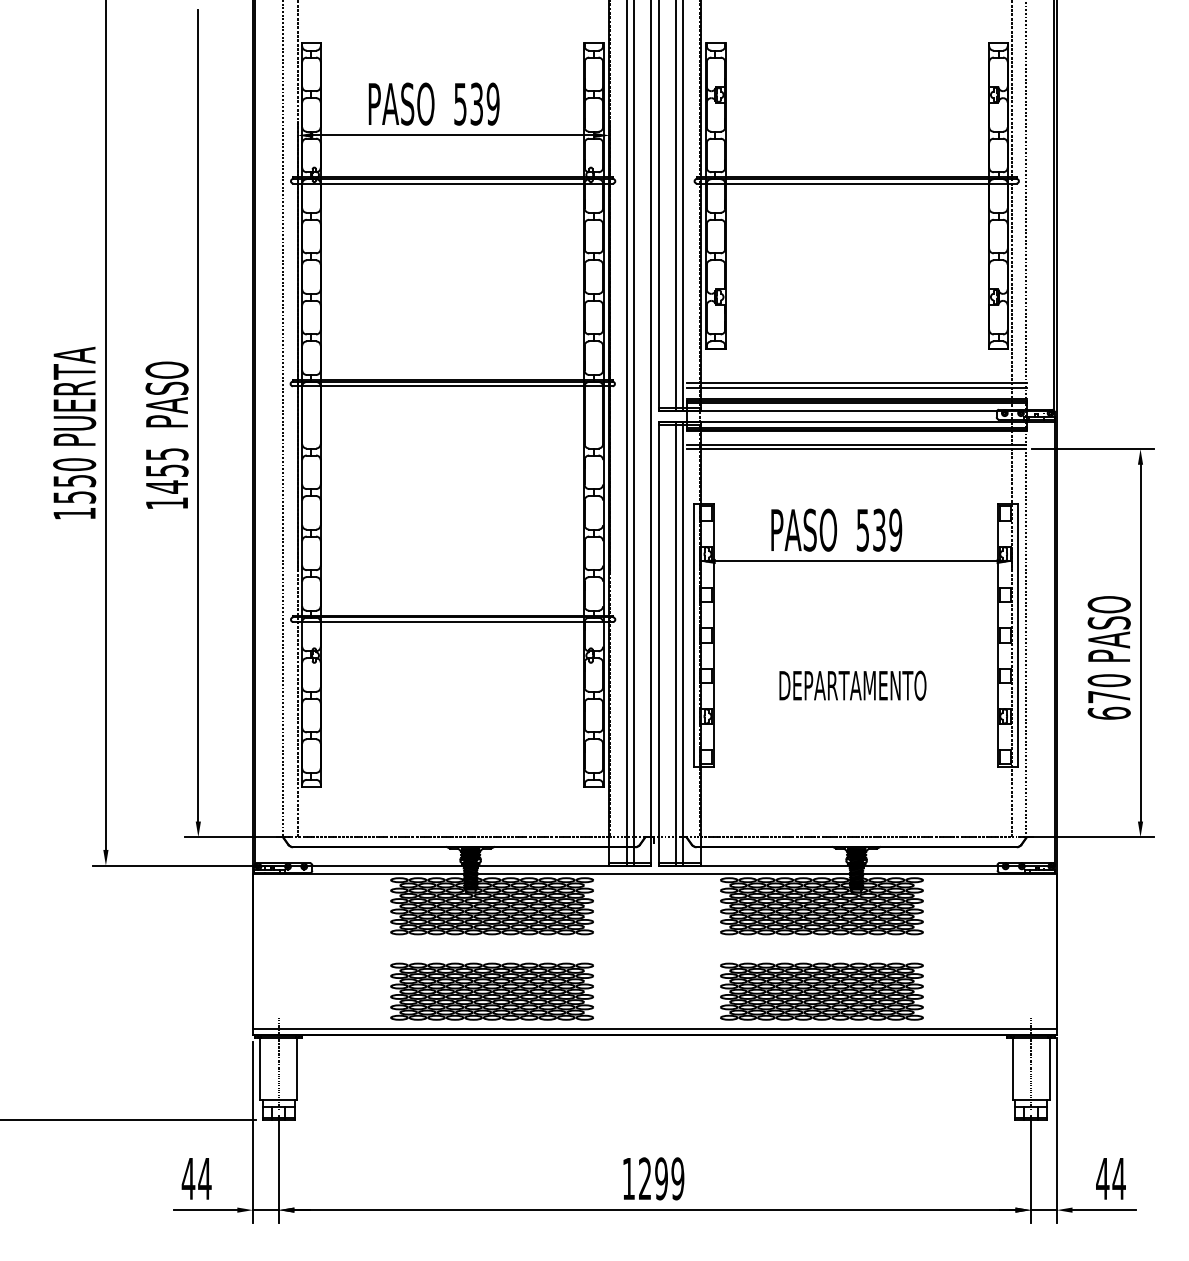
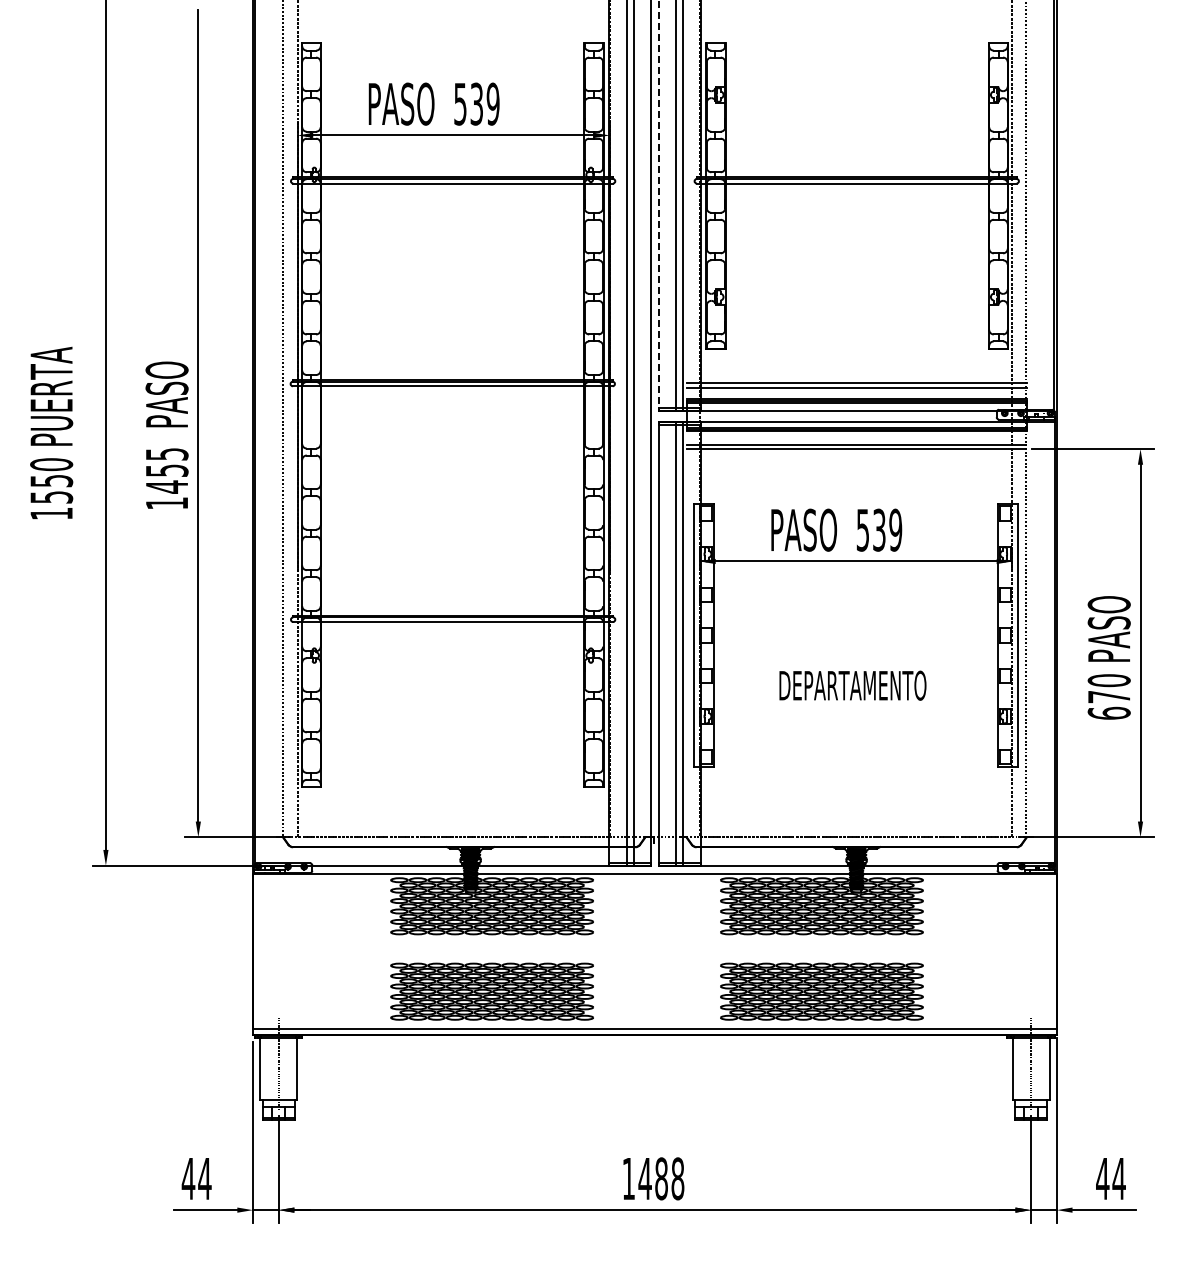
line: solid -> dashed (658, 206)
text position: (74, 432) -> (51, 432) (51, 432)
line: present -> none (129, 1119)
text: 1299 -> 1488 (661, 1178)
